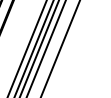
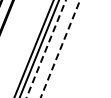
line: present -> none (26, 48)
line: solid -> dashed (46, 49)
line: solid -> dashed (60, 49)
